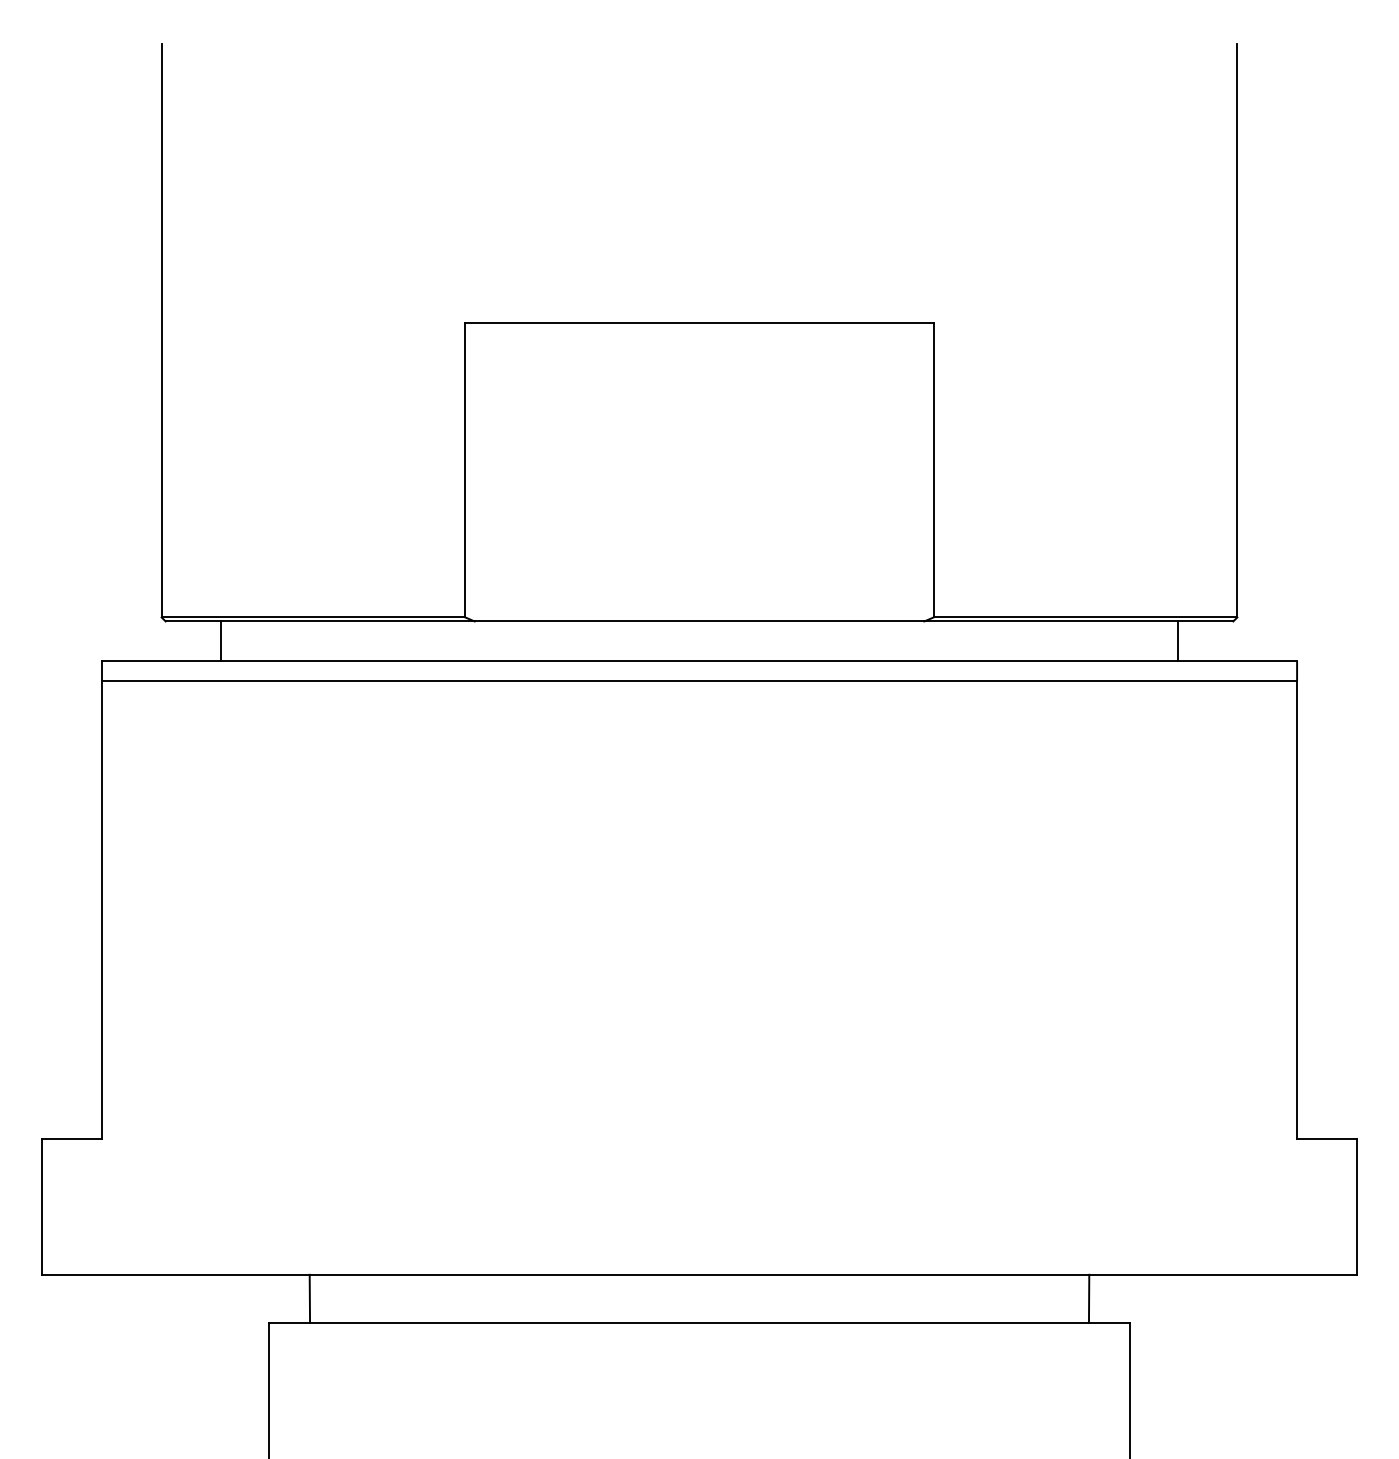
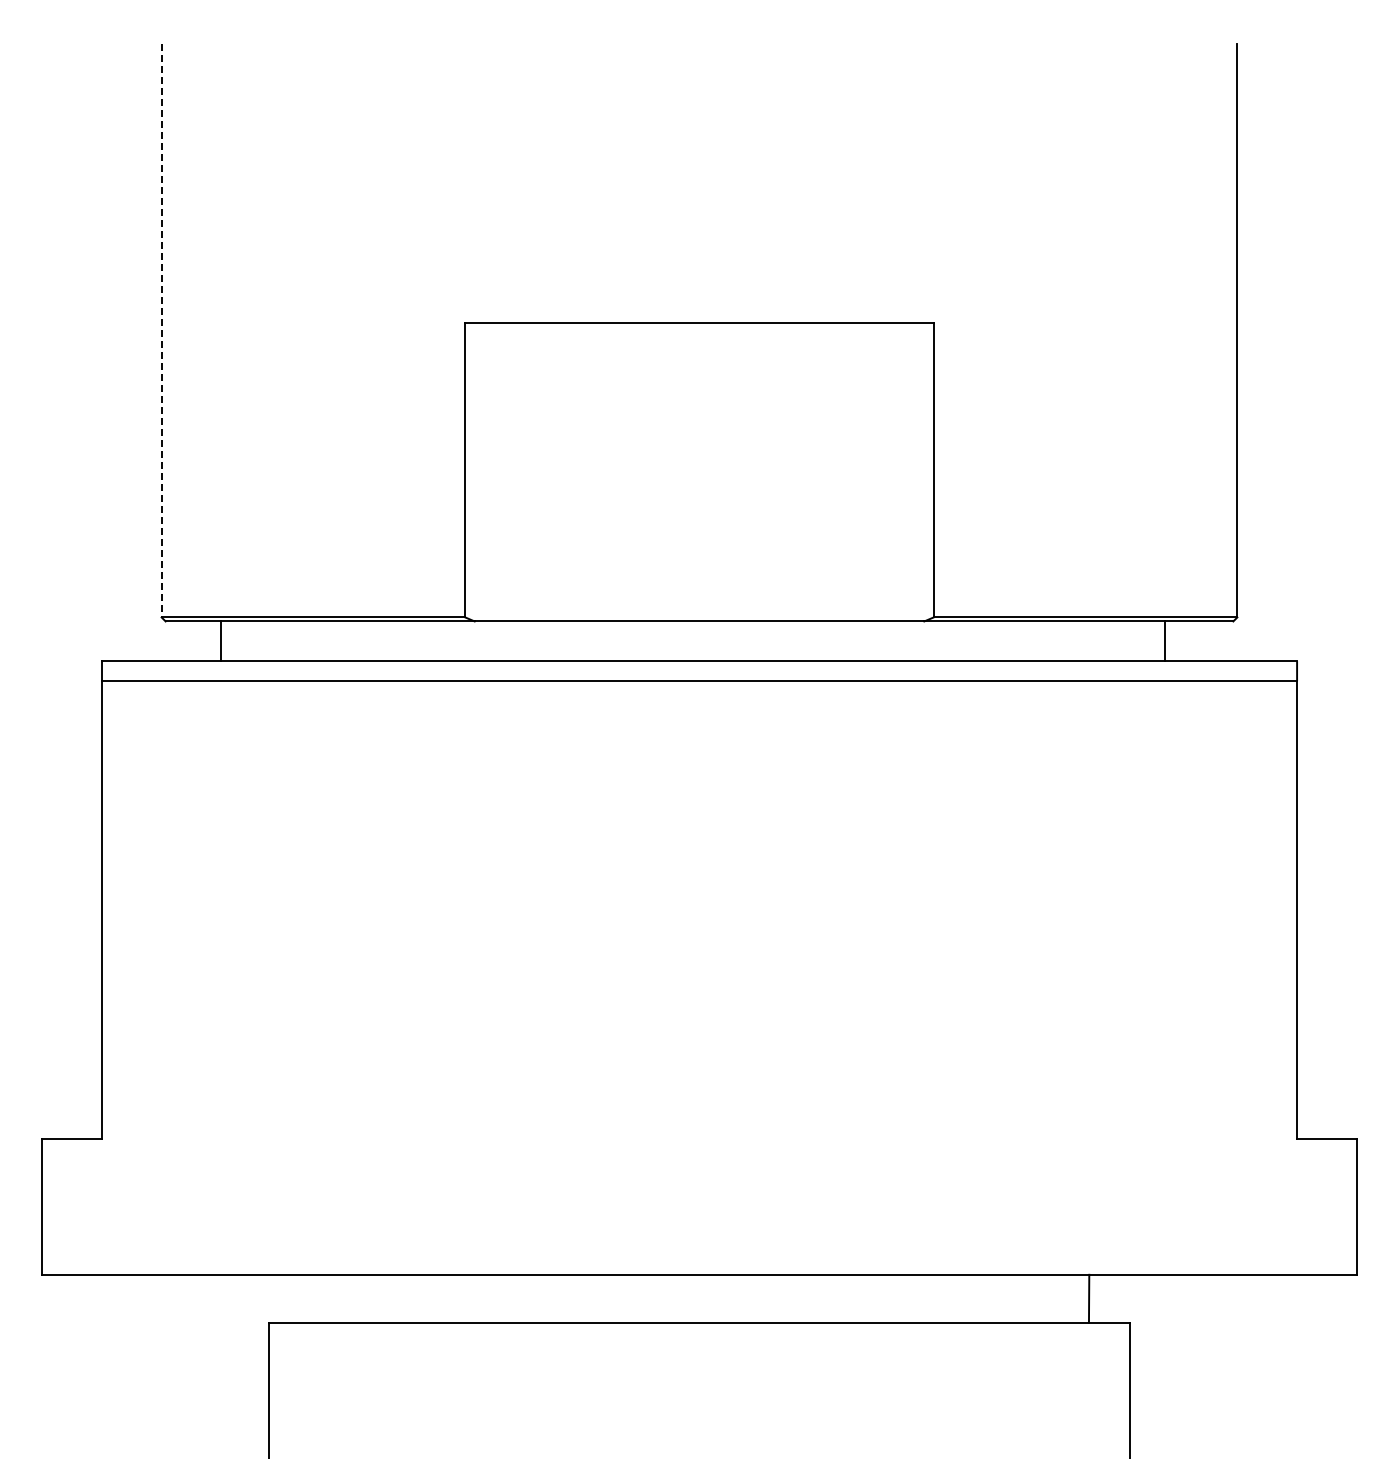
line: solid -> dashed (161, 330)
line position: (1177, 641) -> (1164, 641) (1164, 641)
line: present -> none (309, 1298)
